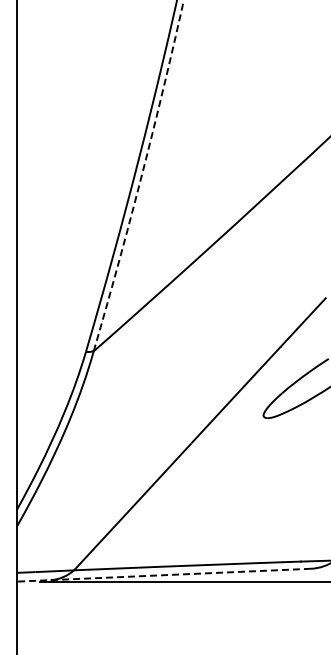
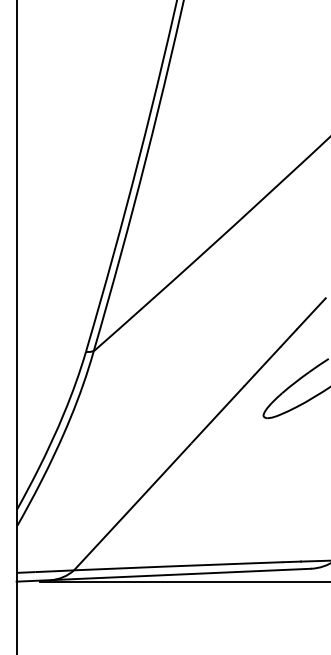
arc: dashed -> solid (141, 176)
line: dashed -> solid (163, 575)
